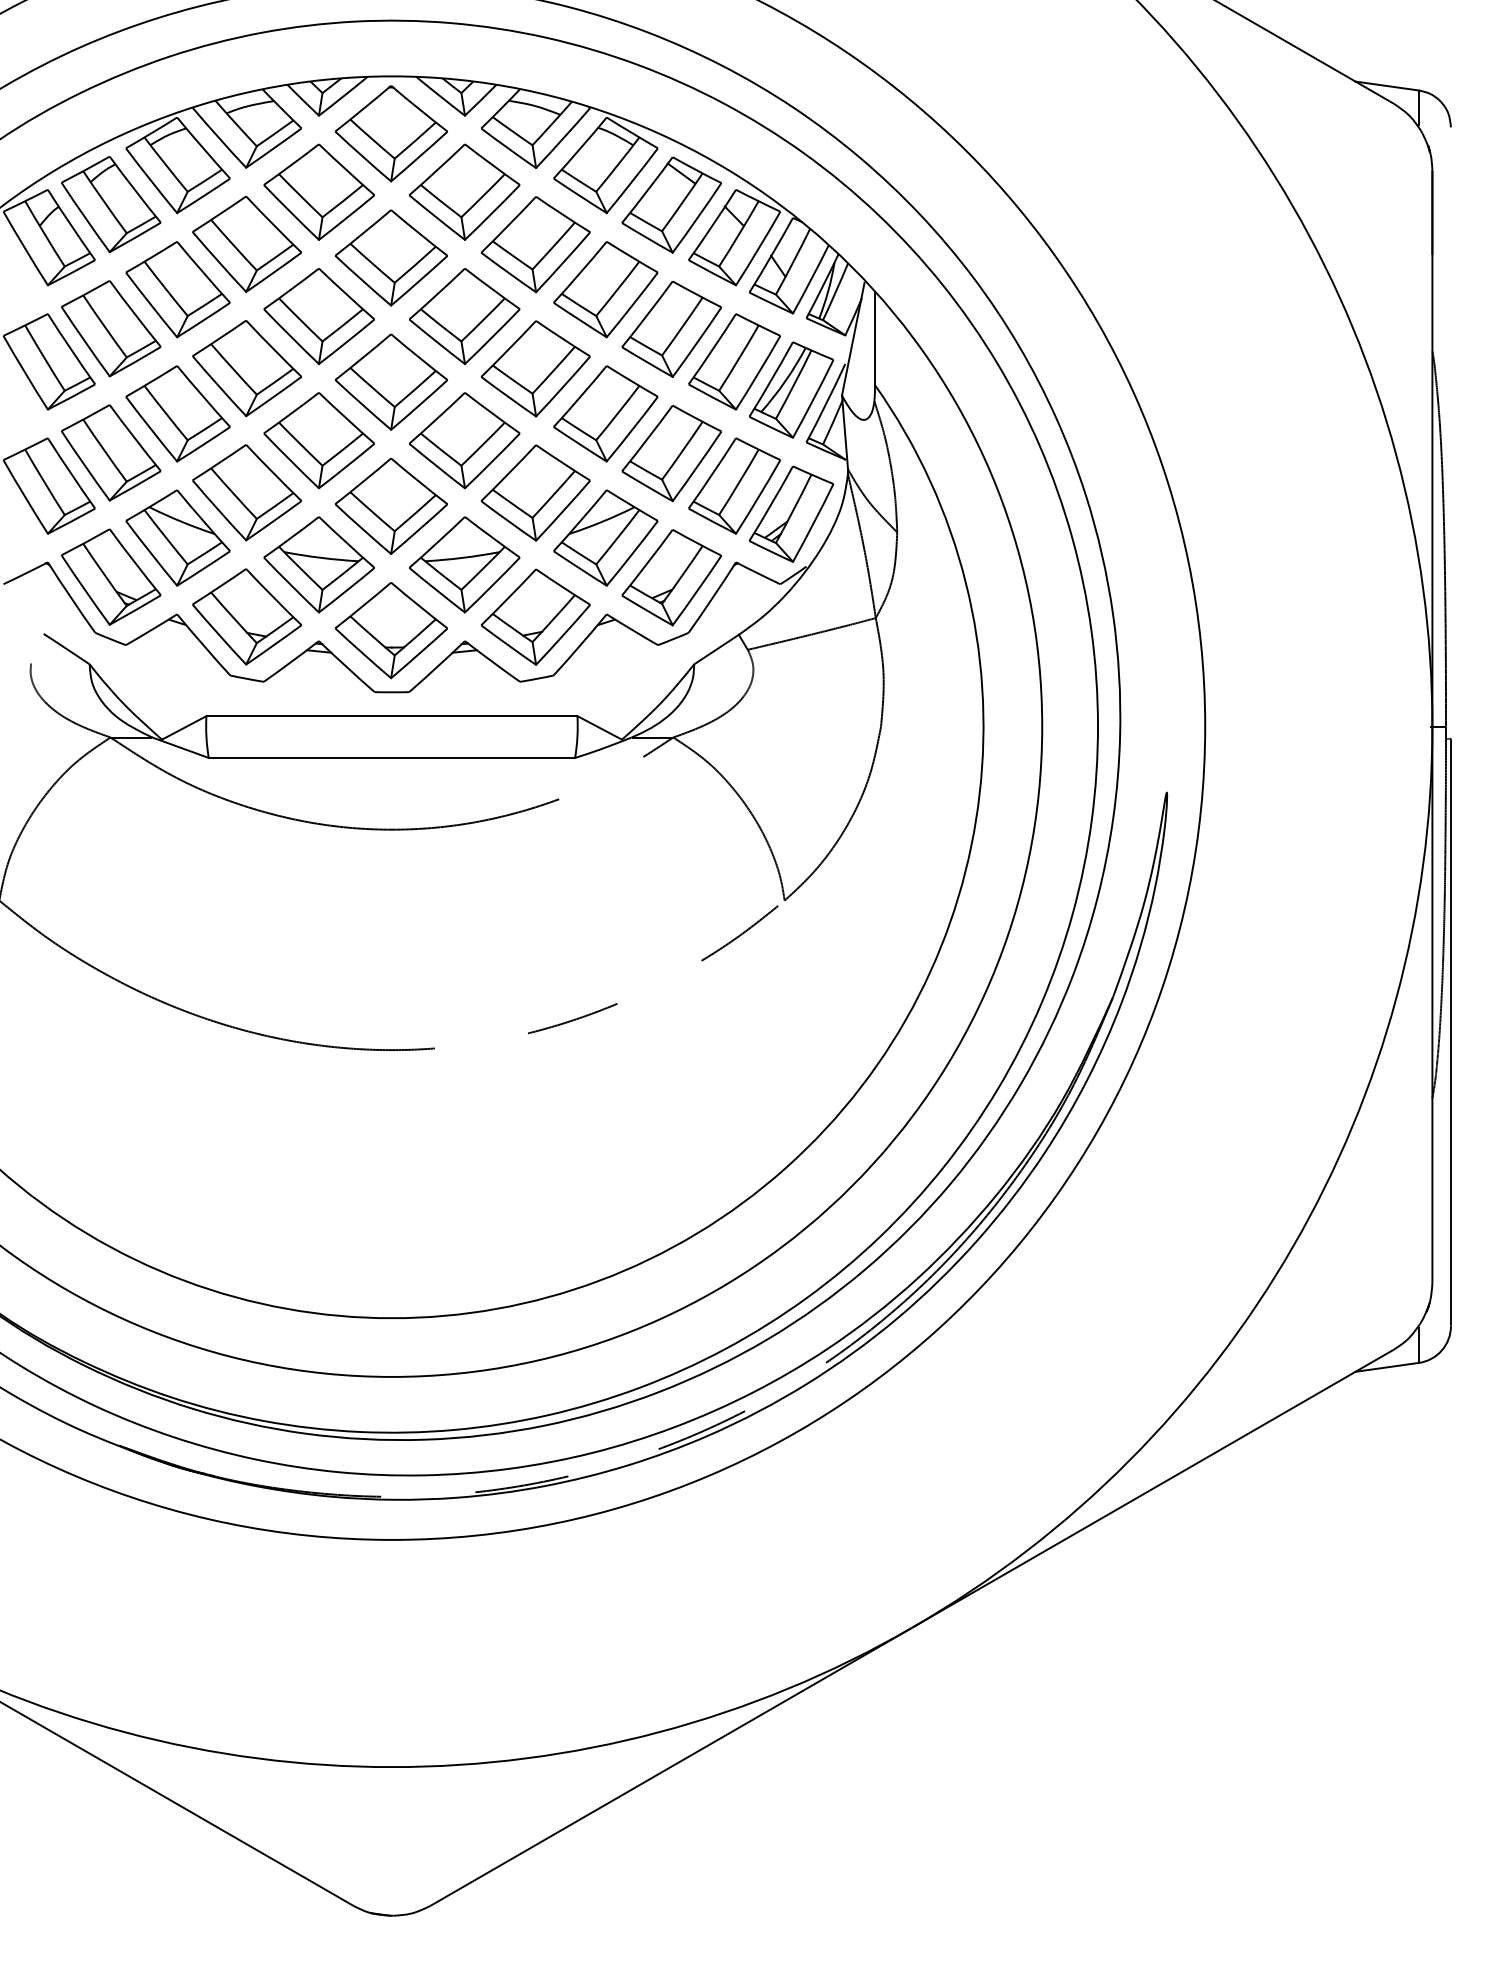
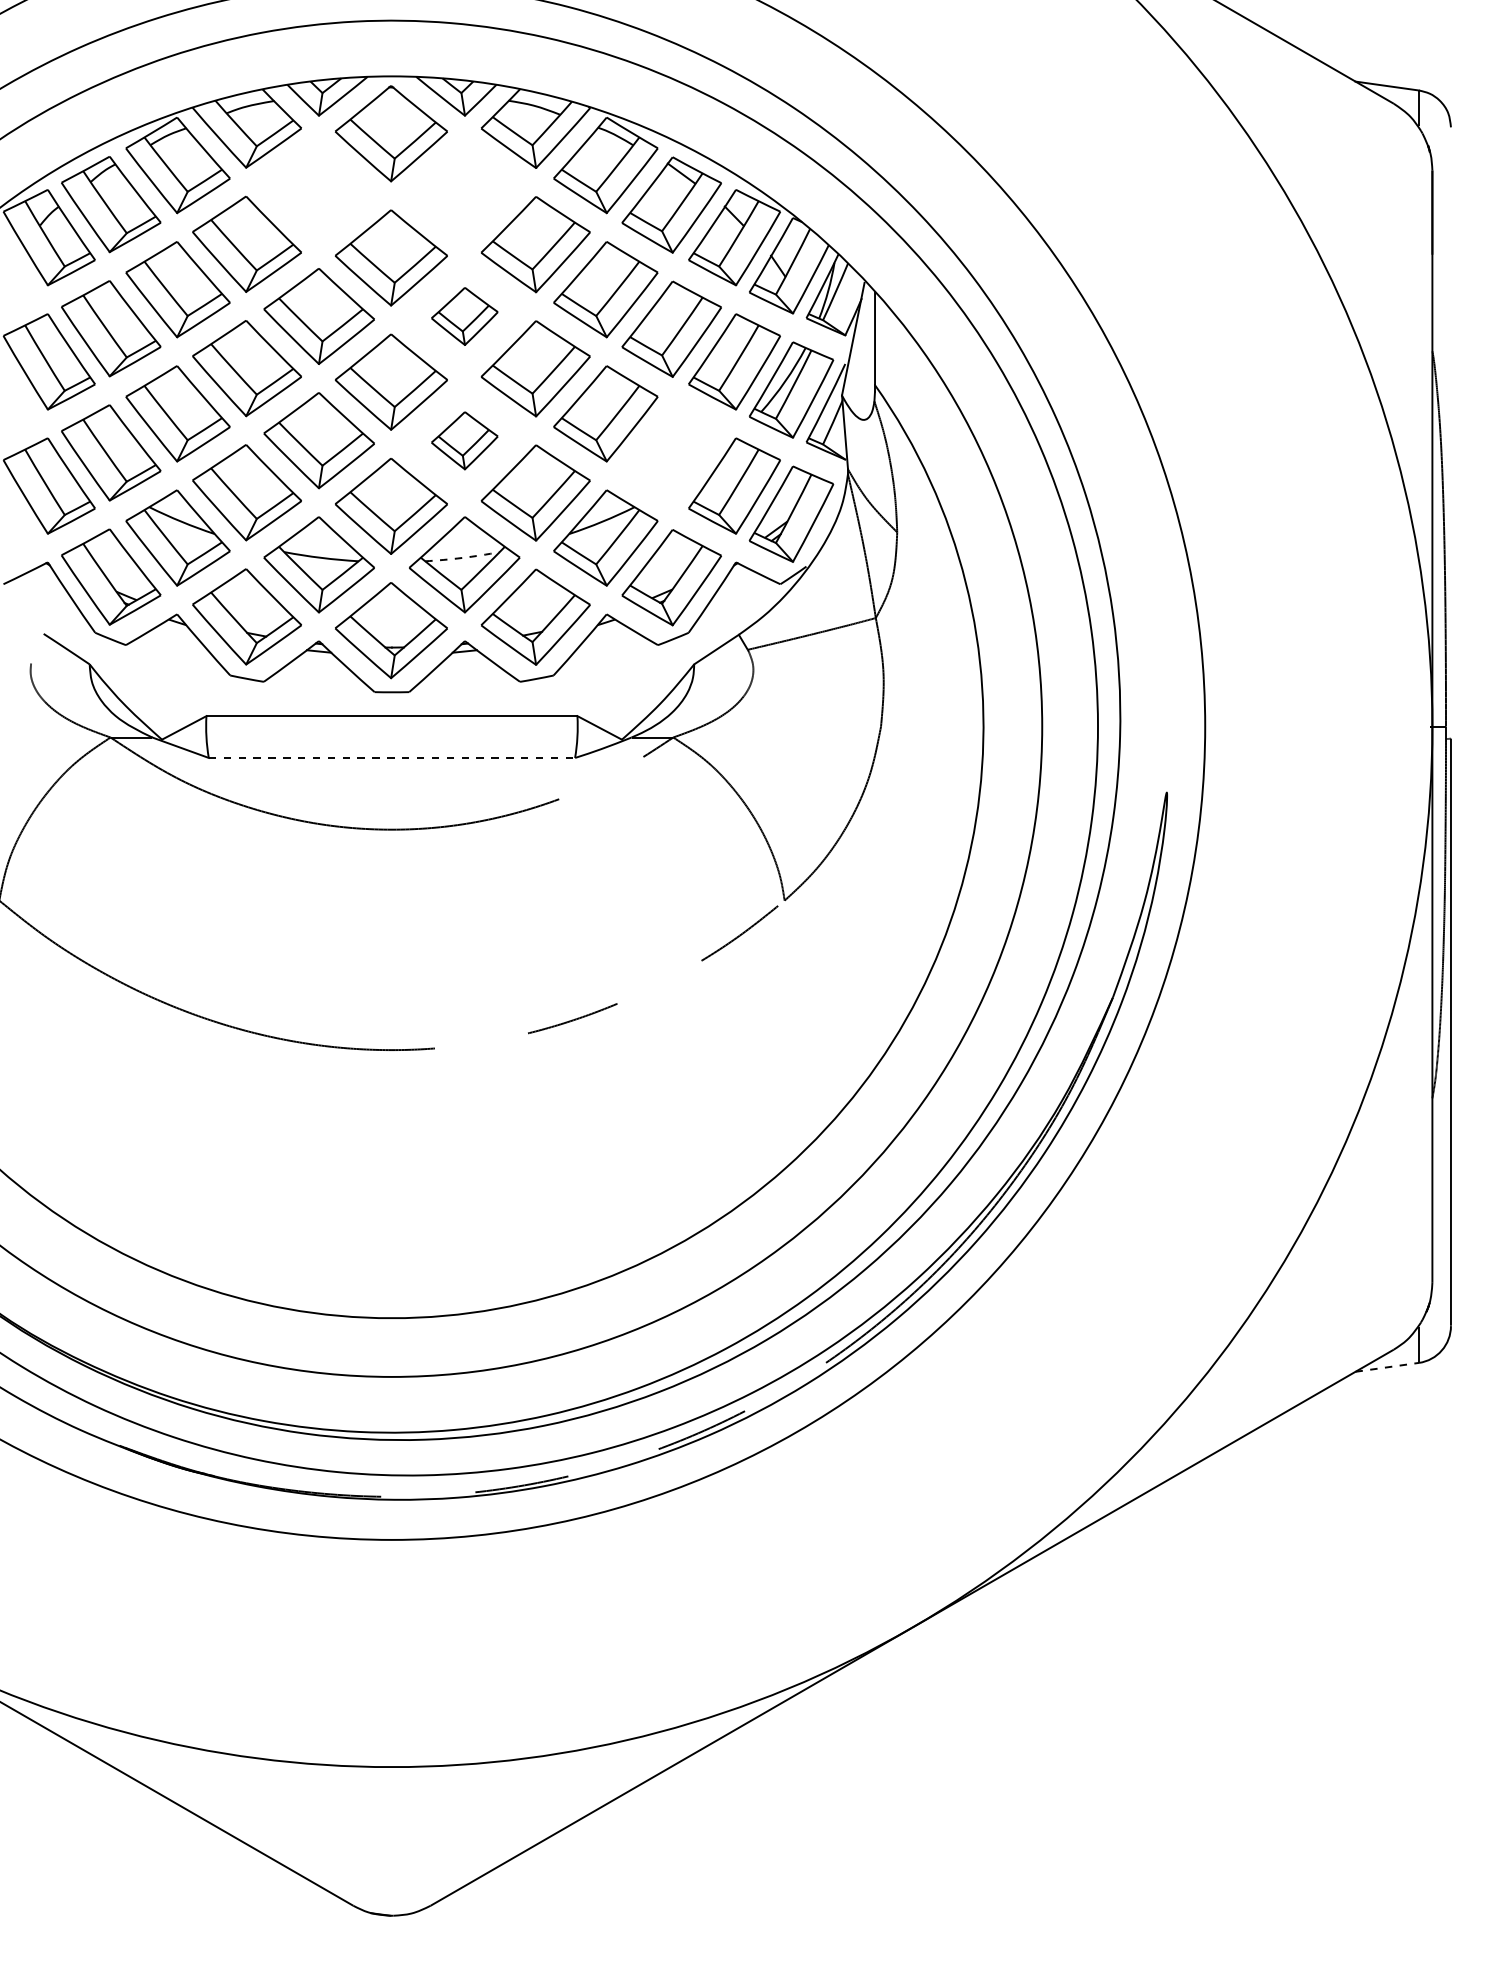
part: present -> none (318, 191)
part: present -> none (464, 191)
part size: 112x97 px -> 68x59 px (464, 316)
part size: 112x98 px -> 68x60 px (464, 440)
part: present -> none (671, 453)
arc: solid -> dashed (462, 557)
line: solid -> dashed (392, 757)
line: solid -> dashed (1387, 1367)
